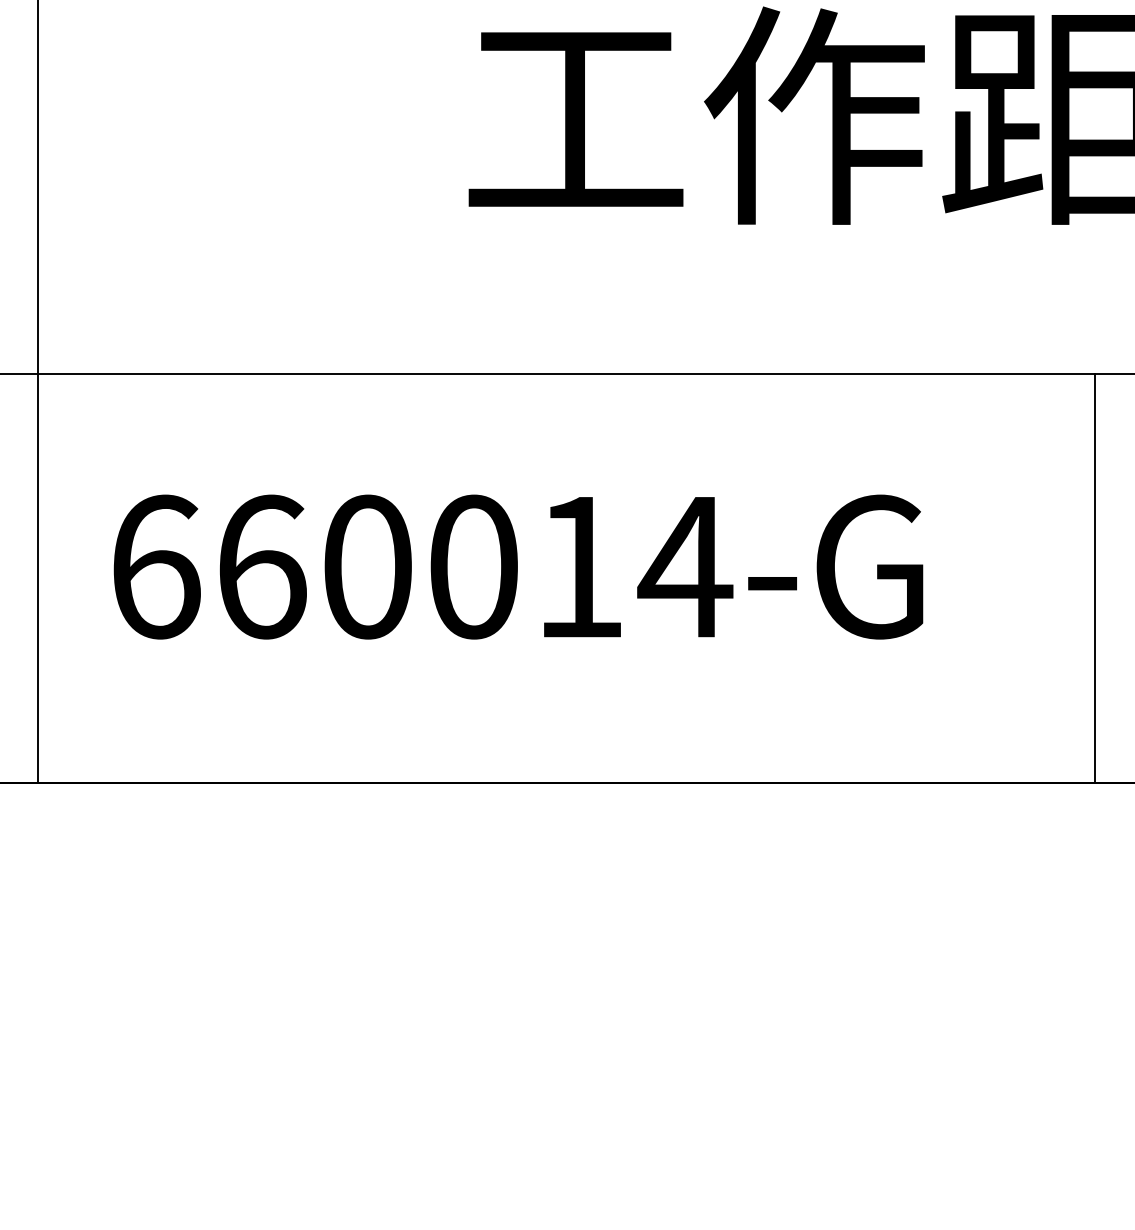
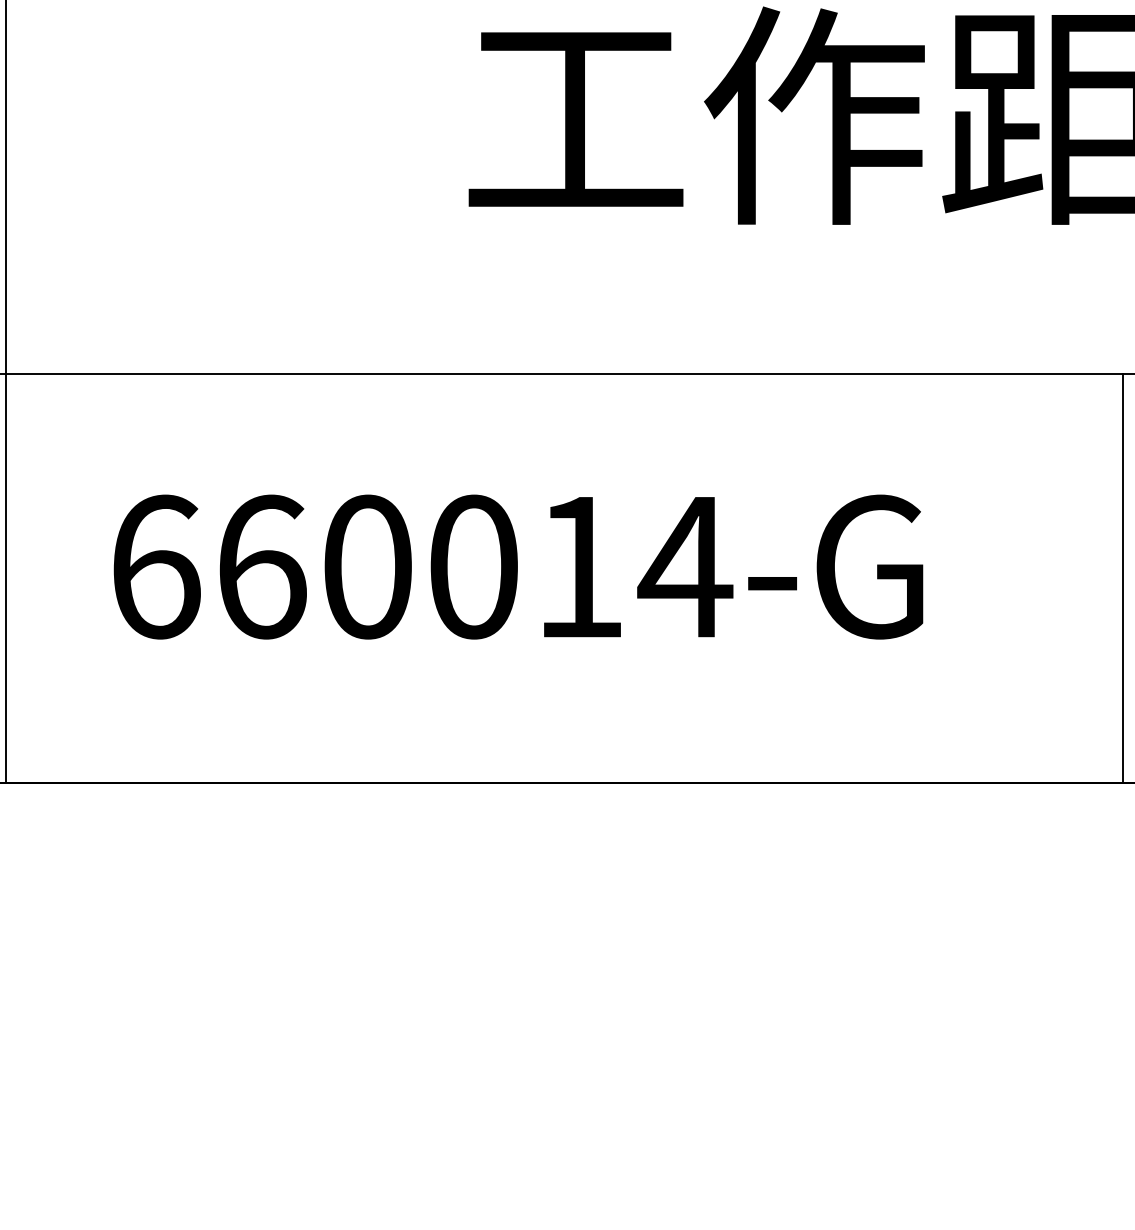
line position: (38, 392) -> (6, 392) (6, 392)
line position: (1095, 577) -> (1123, 577) (1123, 577)
